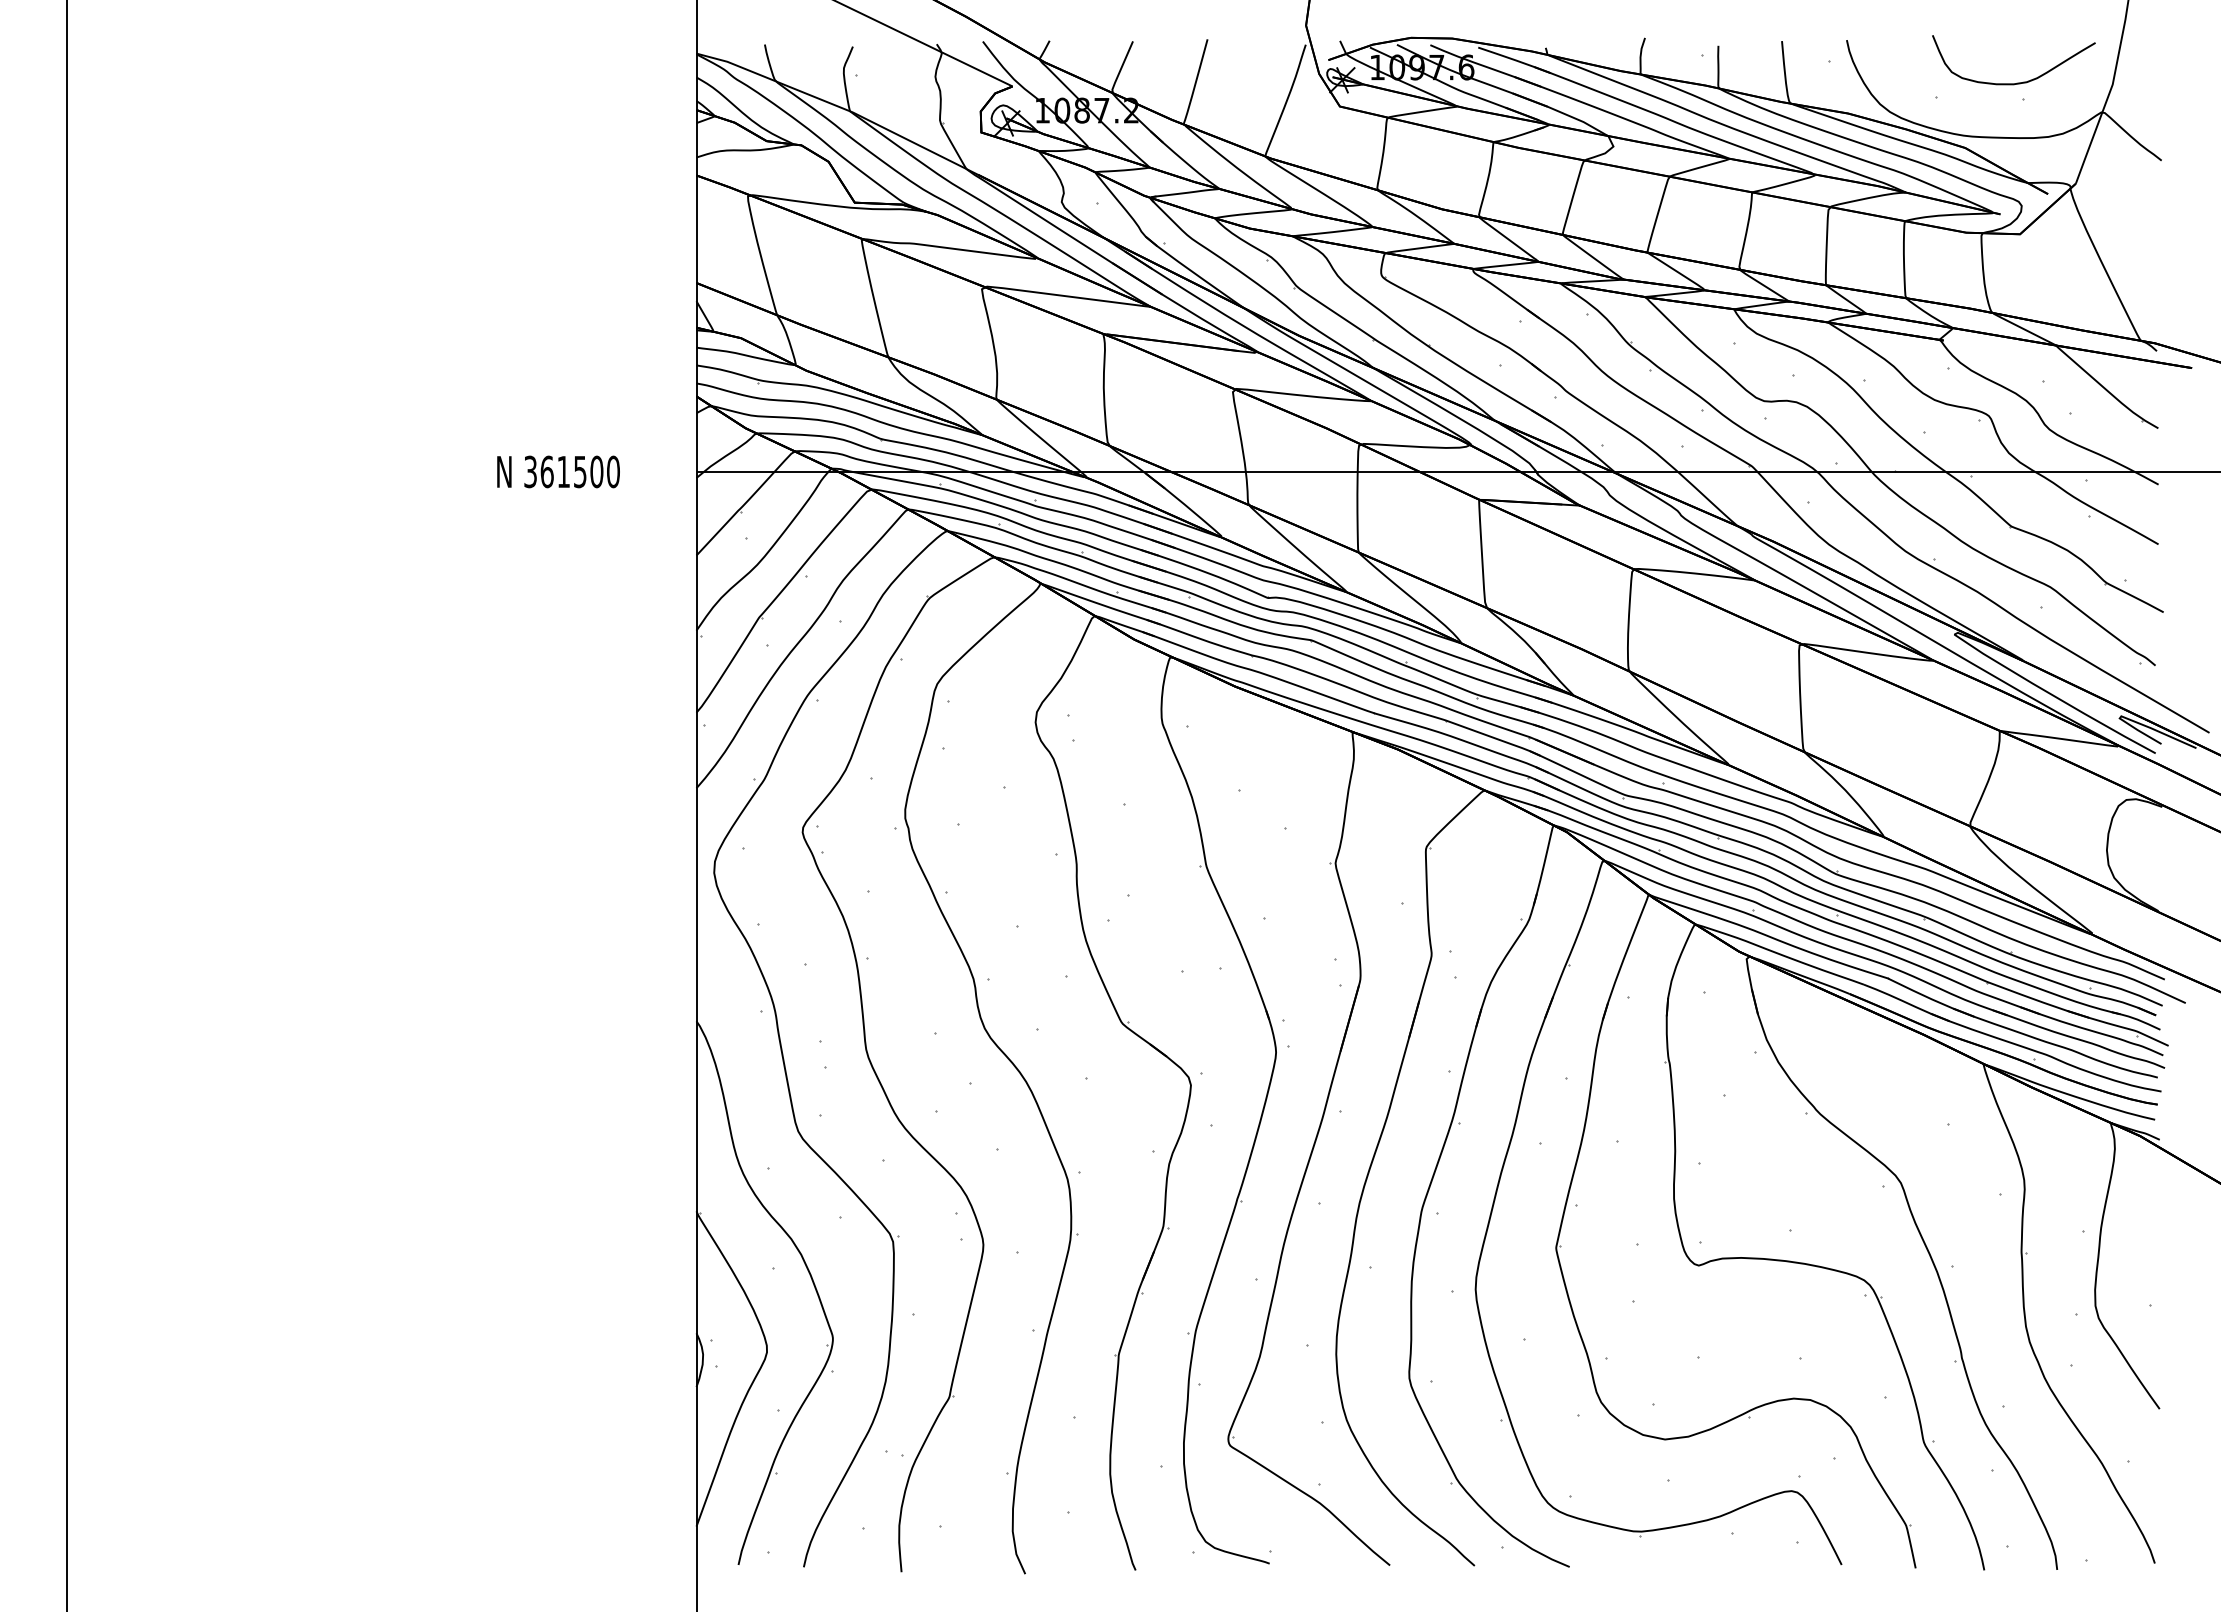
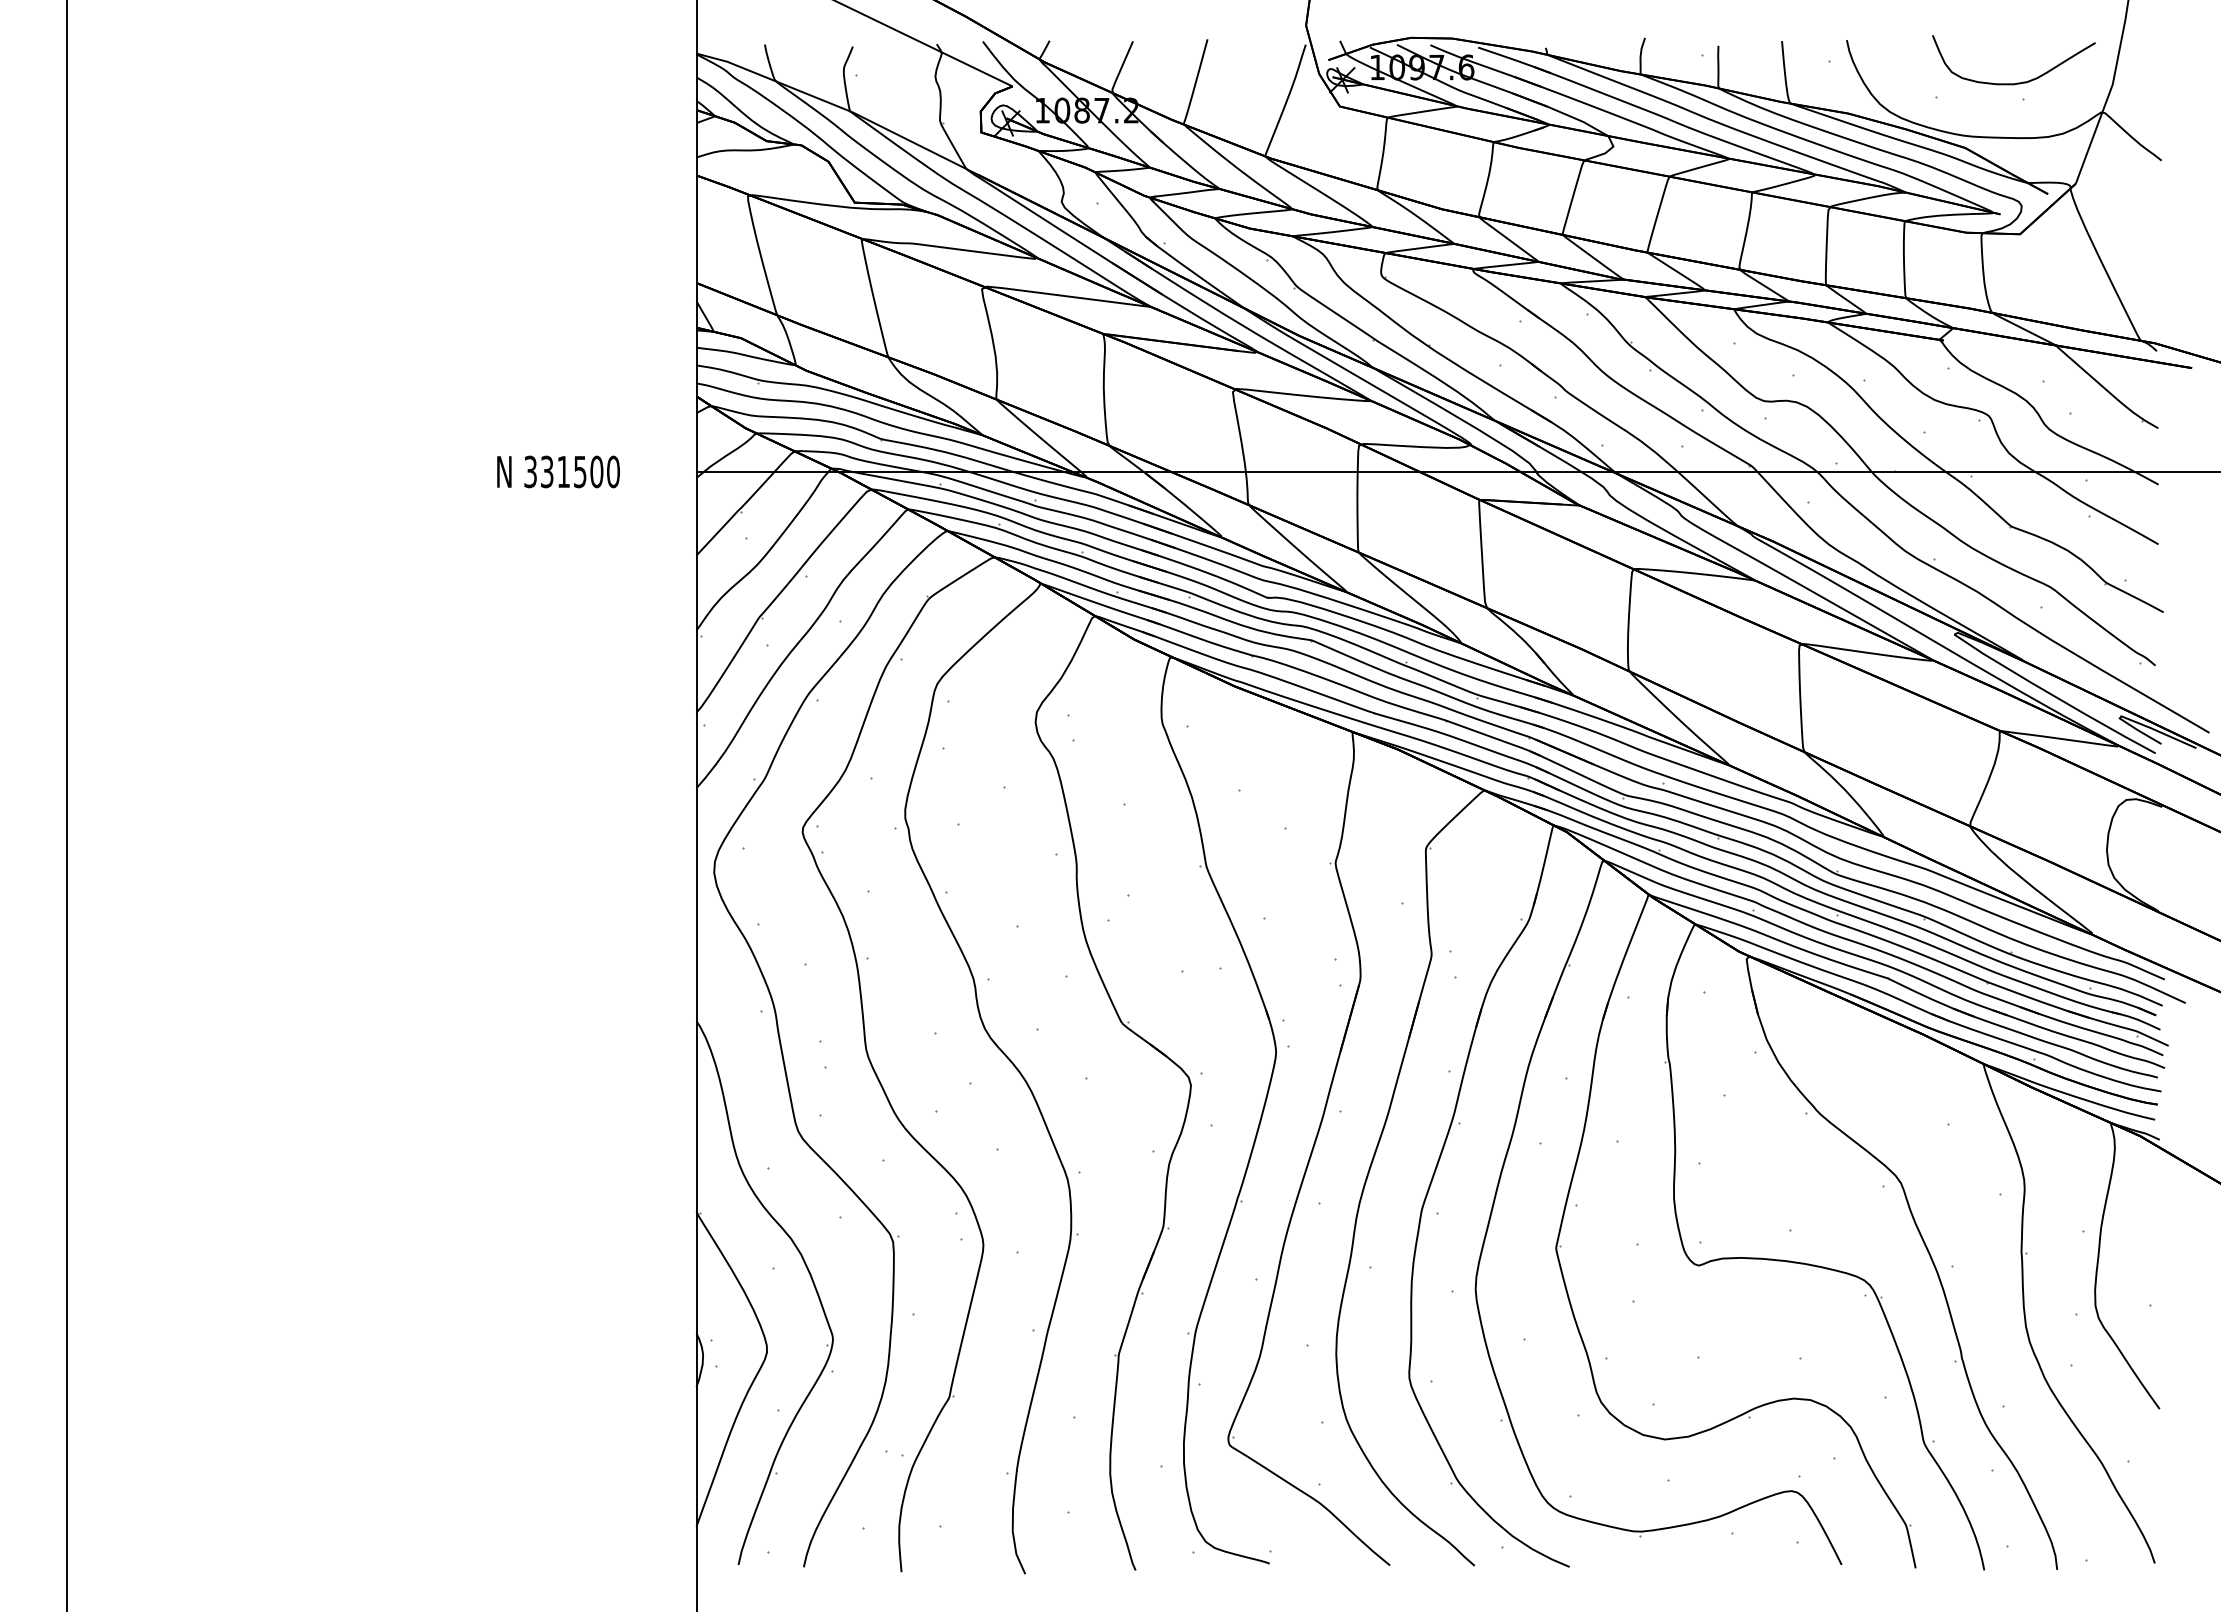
text: 361500 -> 331500 (546, 471)
